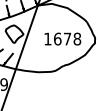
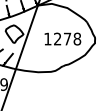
text: 1678 -> 1278 (57, 38)
